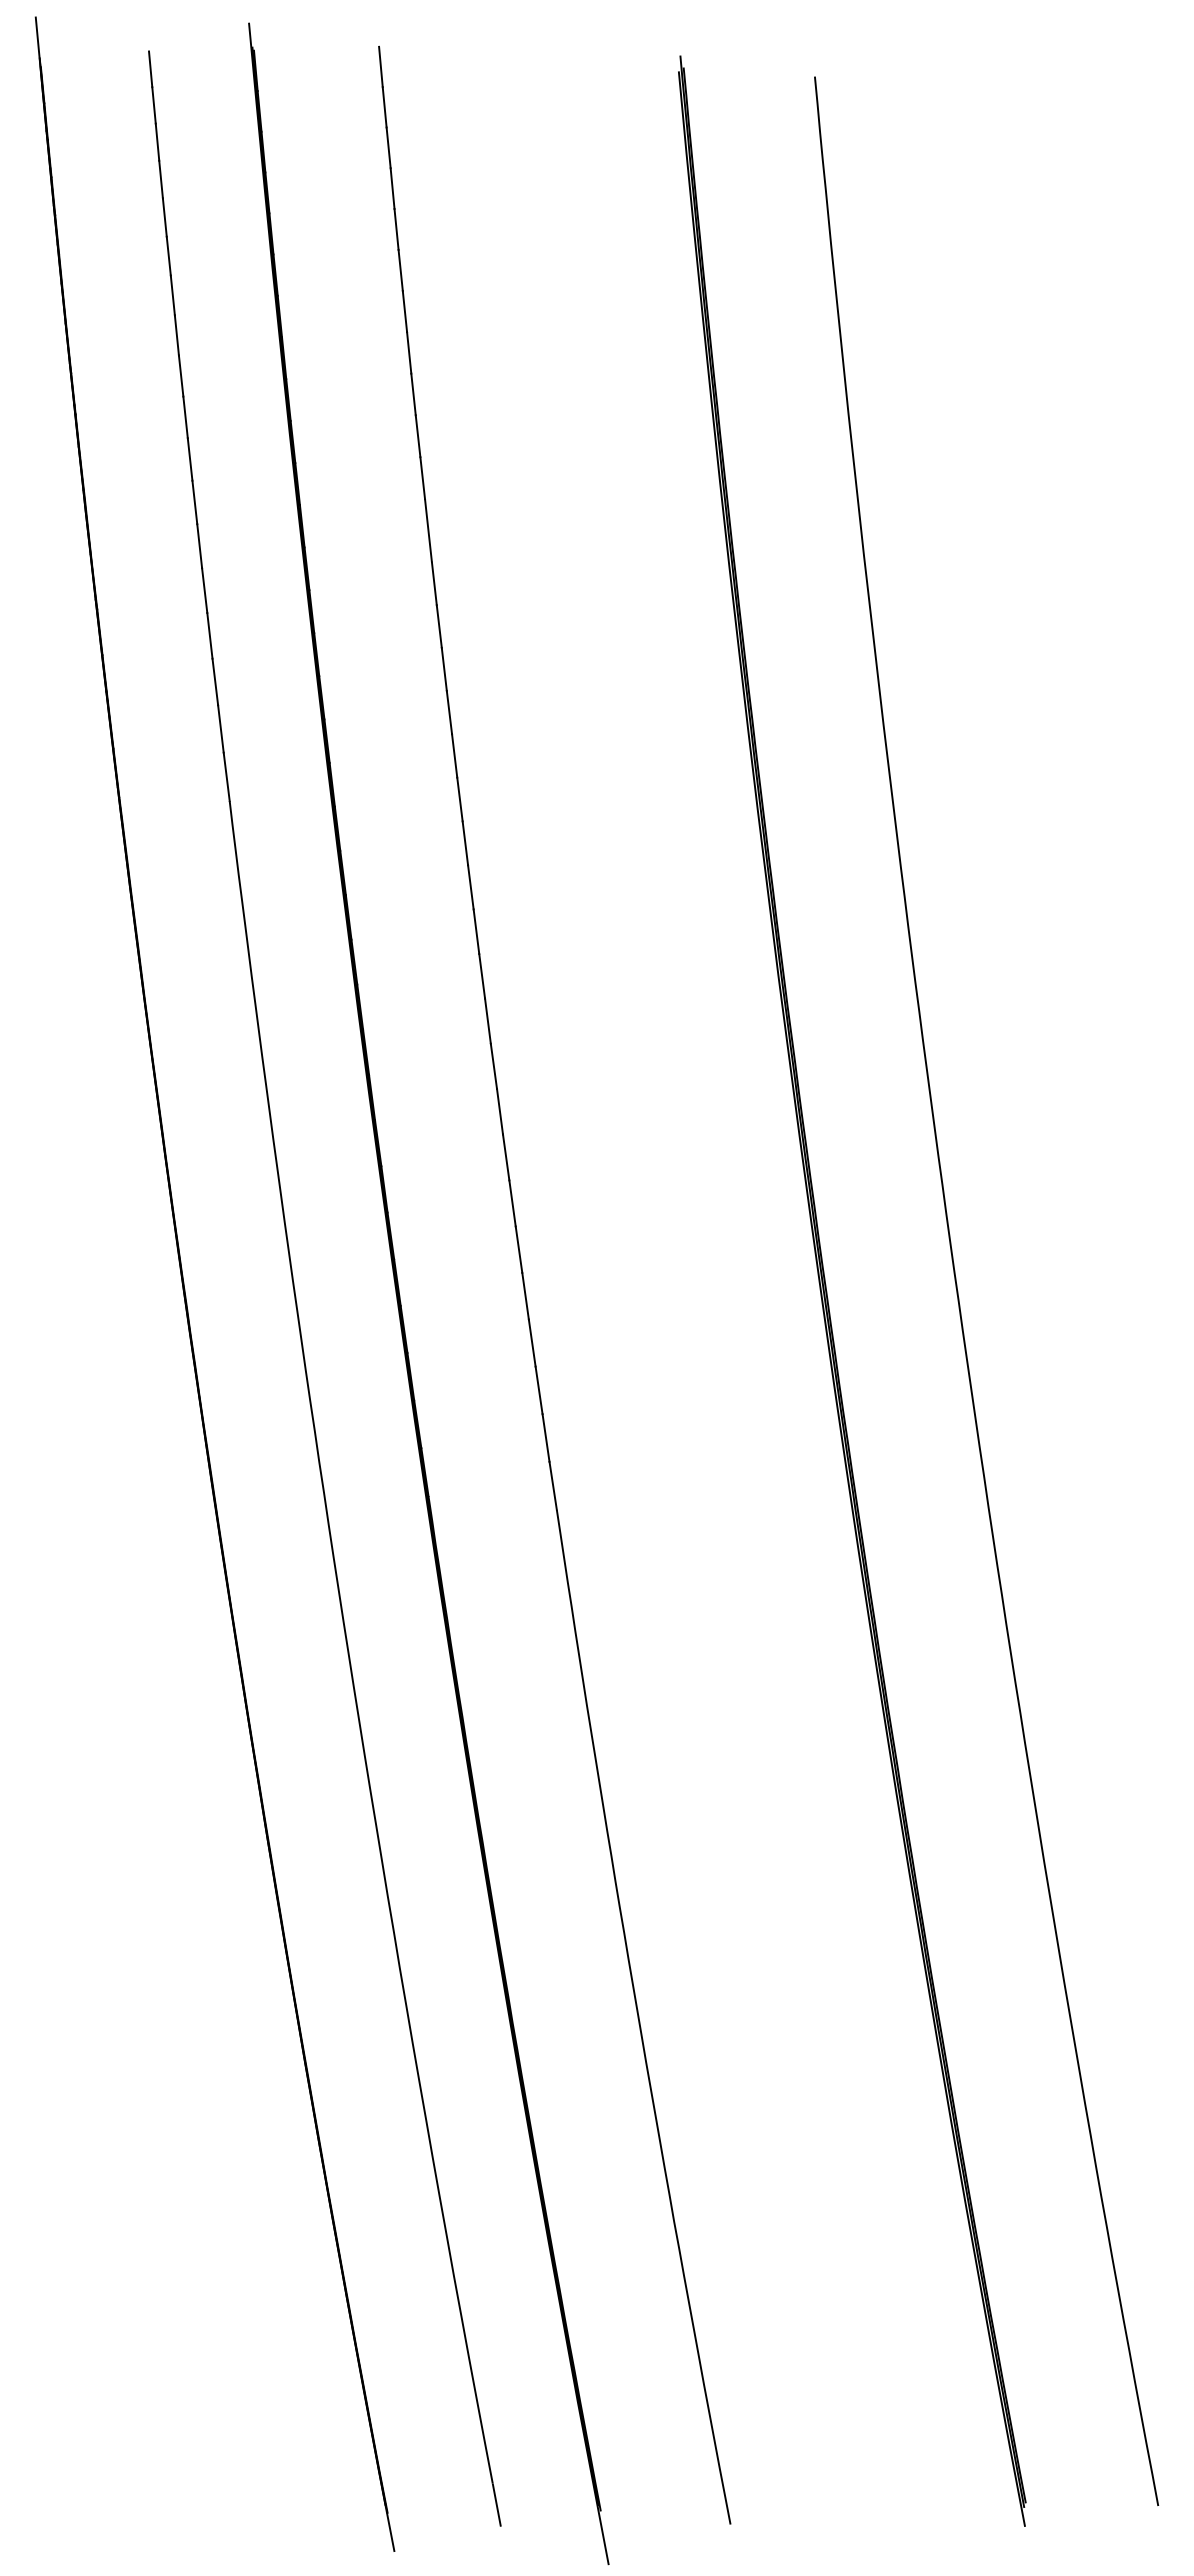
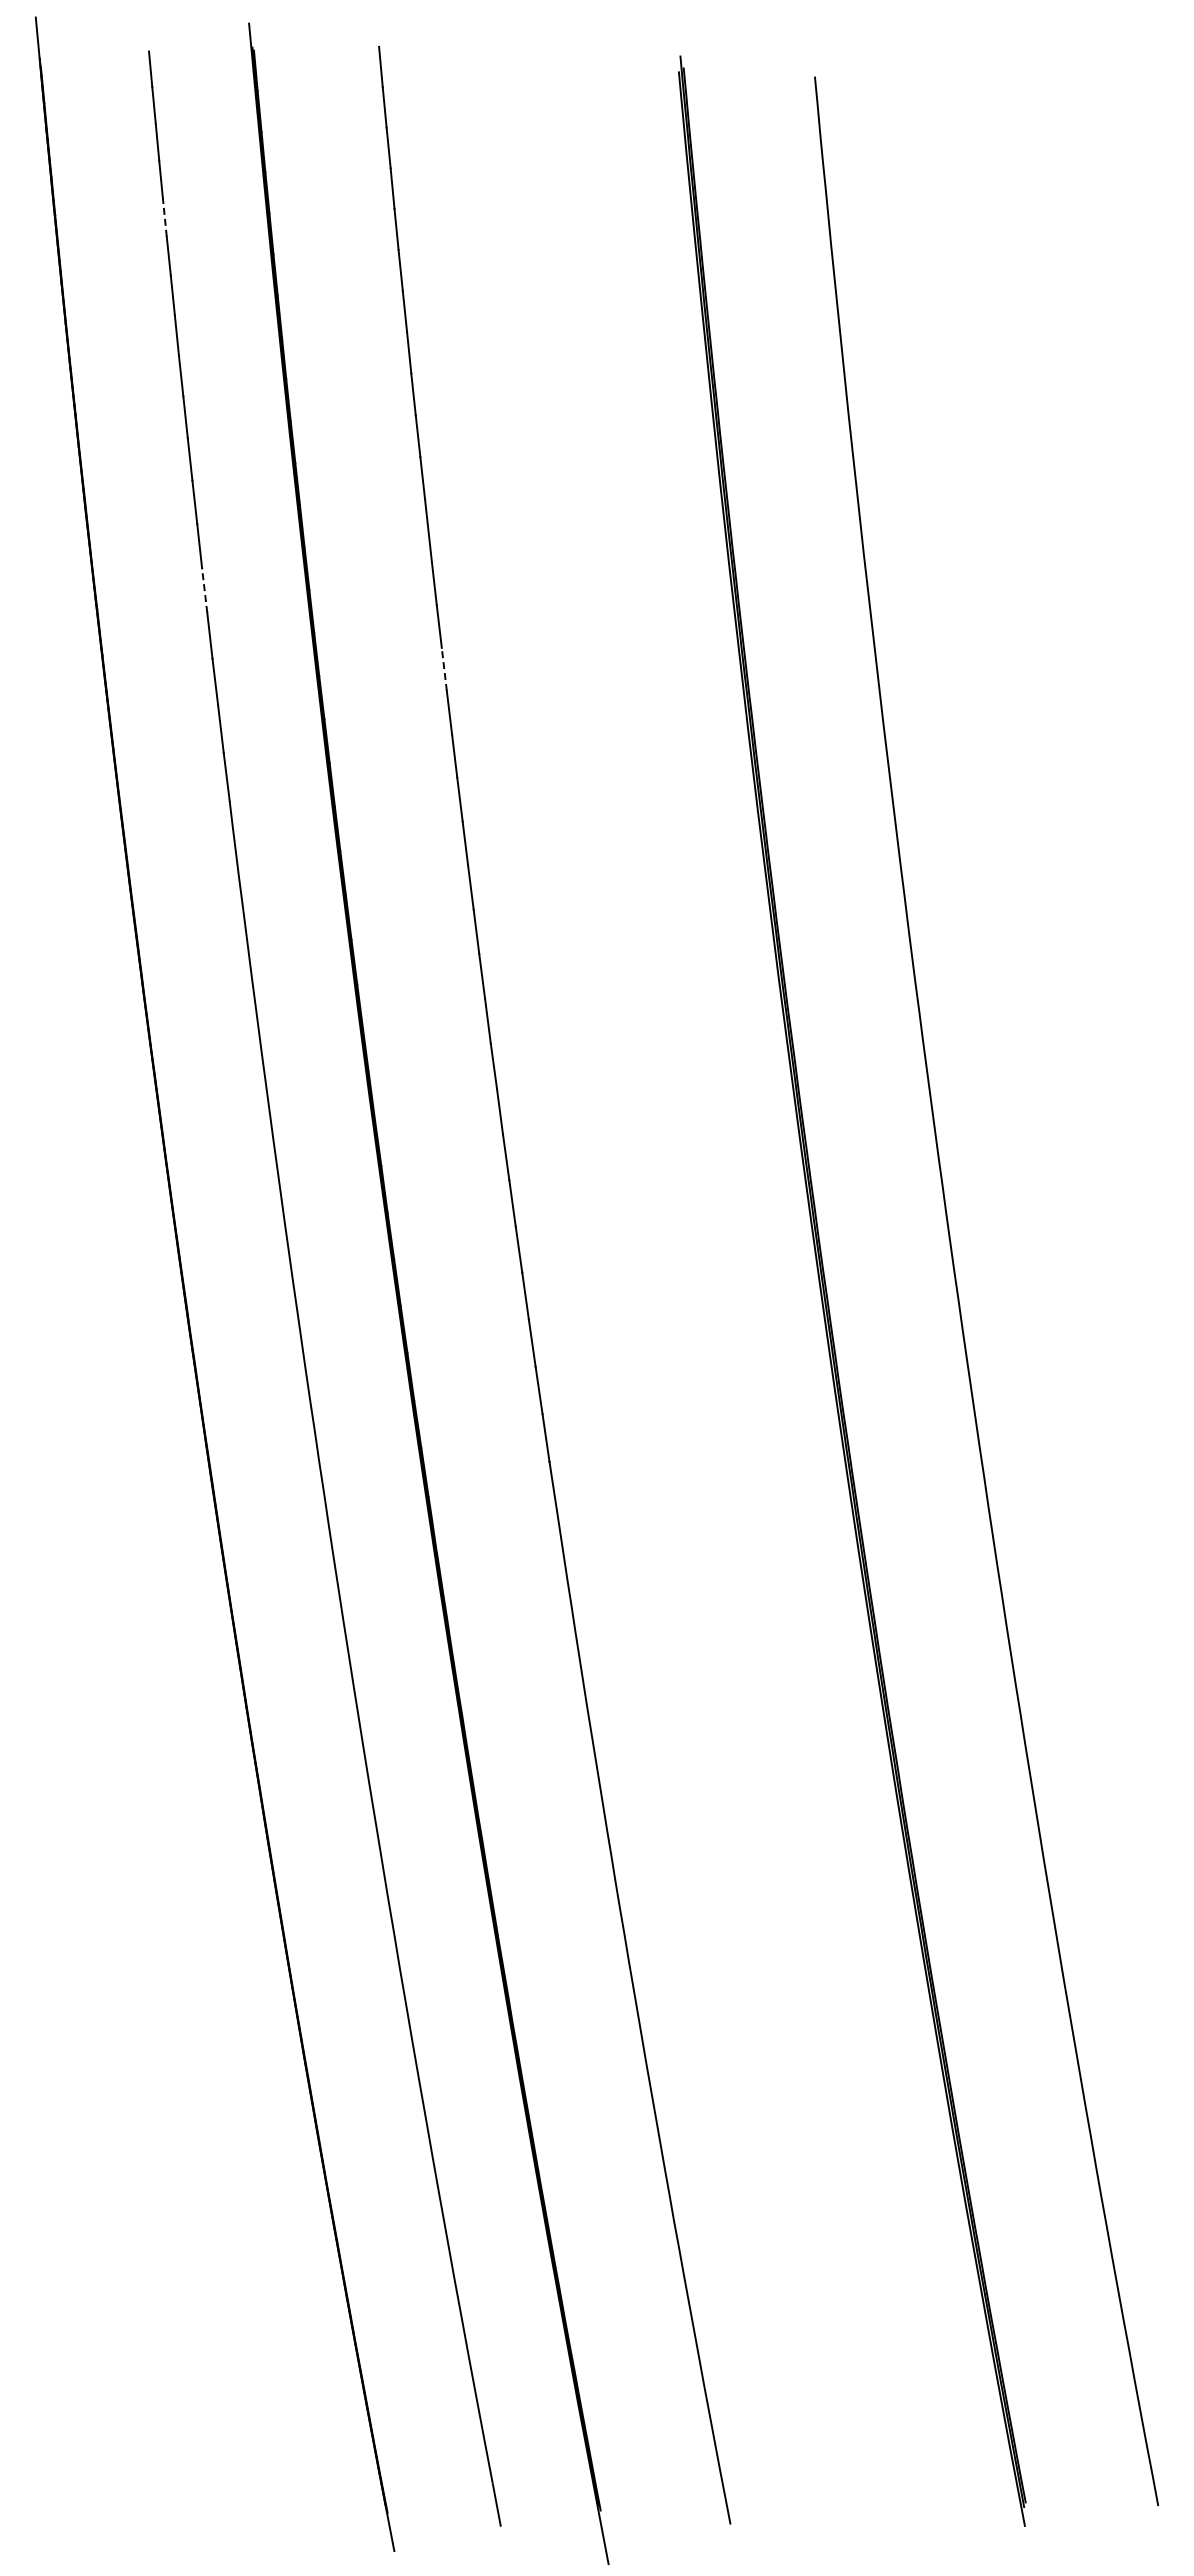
line: solid -> dashed (164, 217)
line: solid -> dashed (204, 590)
line: solid -> dashed (444, 669)
